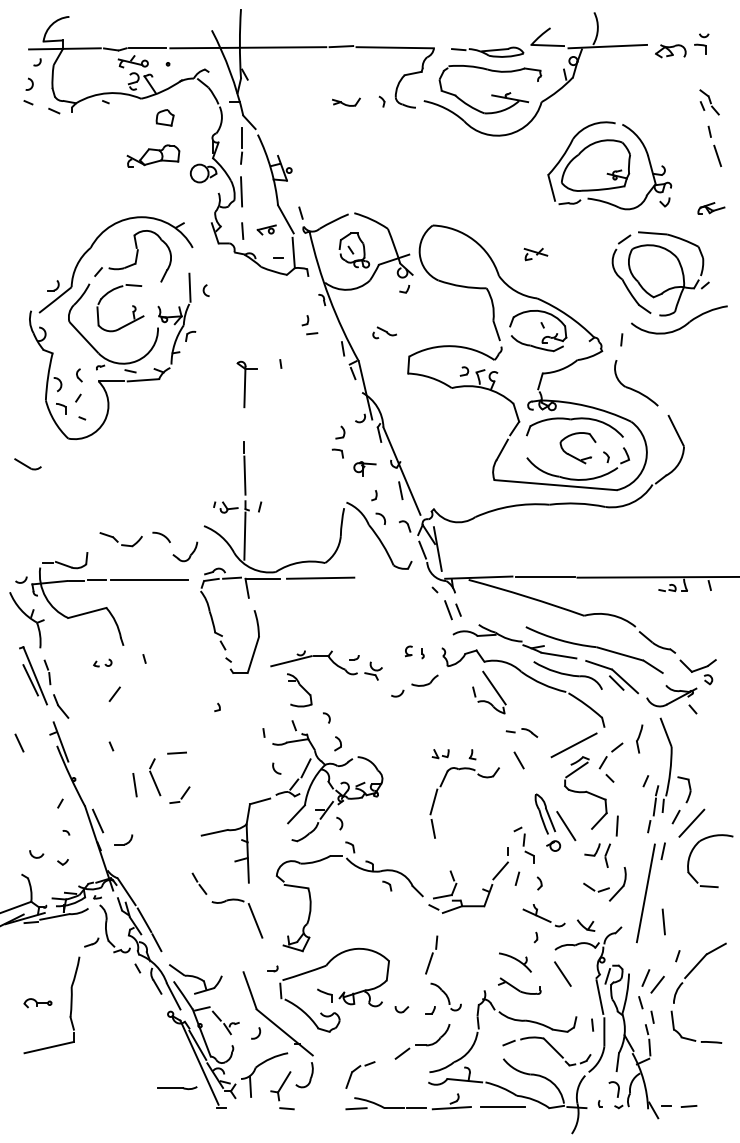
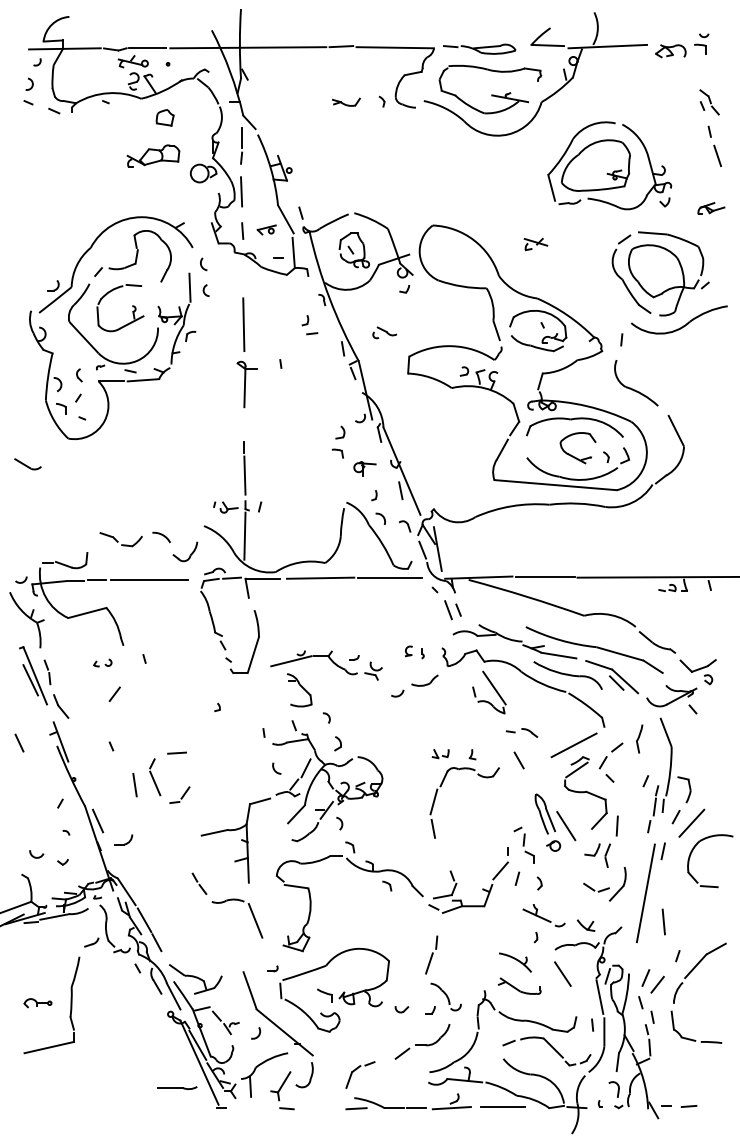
part position: (487, 51) -> (479, 48) (479, 48)
part position: (535, 254) -> (535, 244) (535, 244)
arc: none -> present (202, 265)
line: none -> present (243, 324)
line: none -> present (389, 577)
